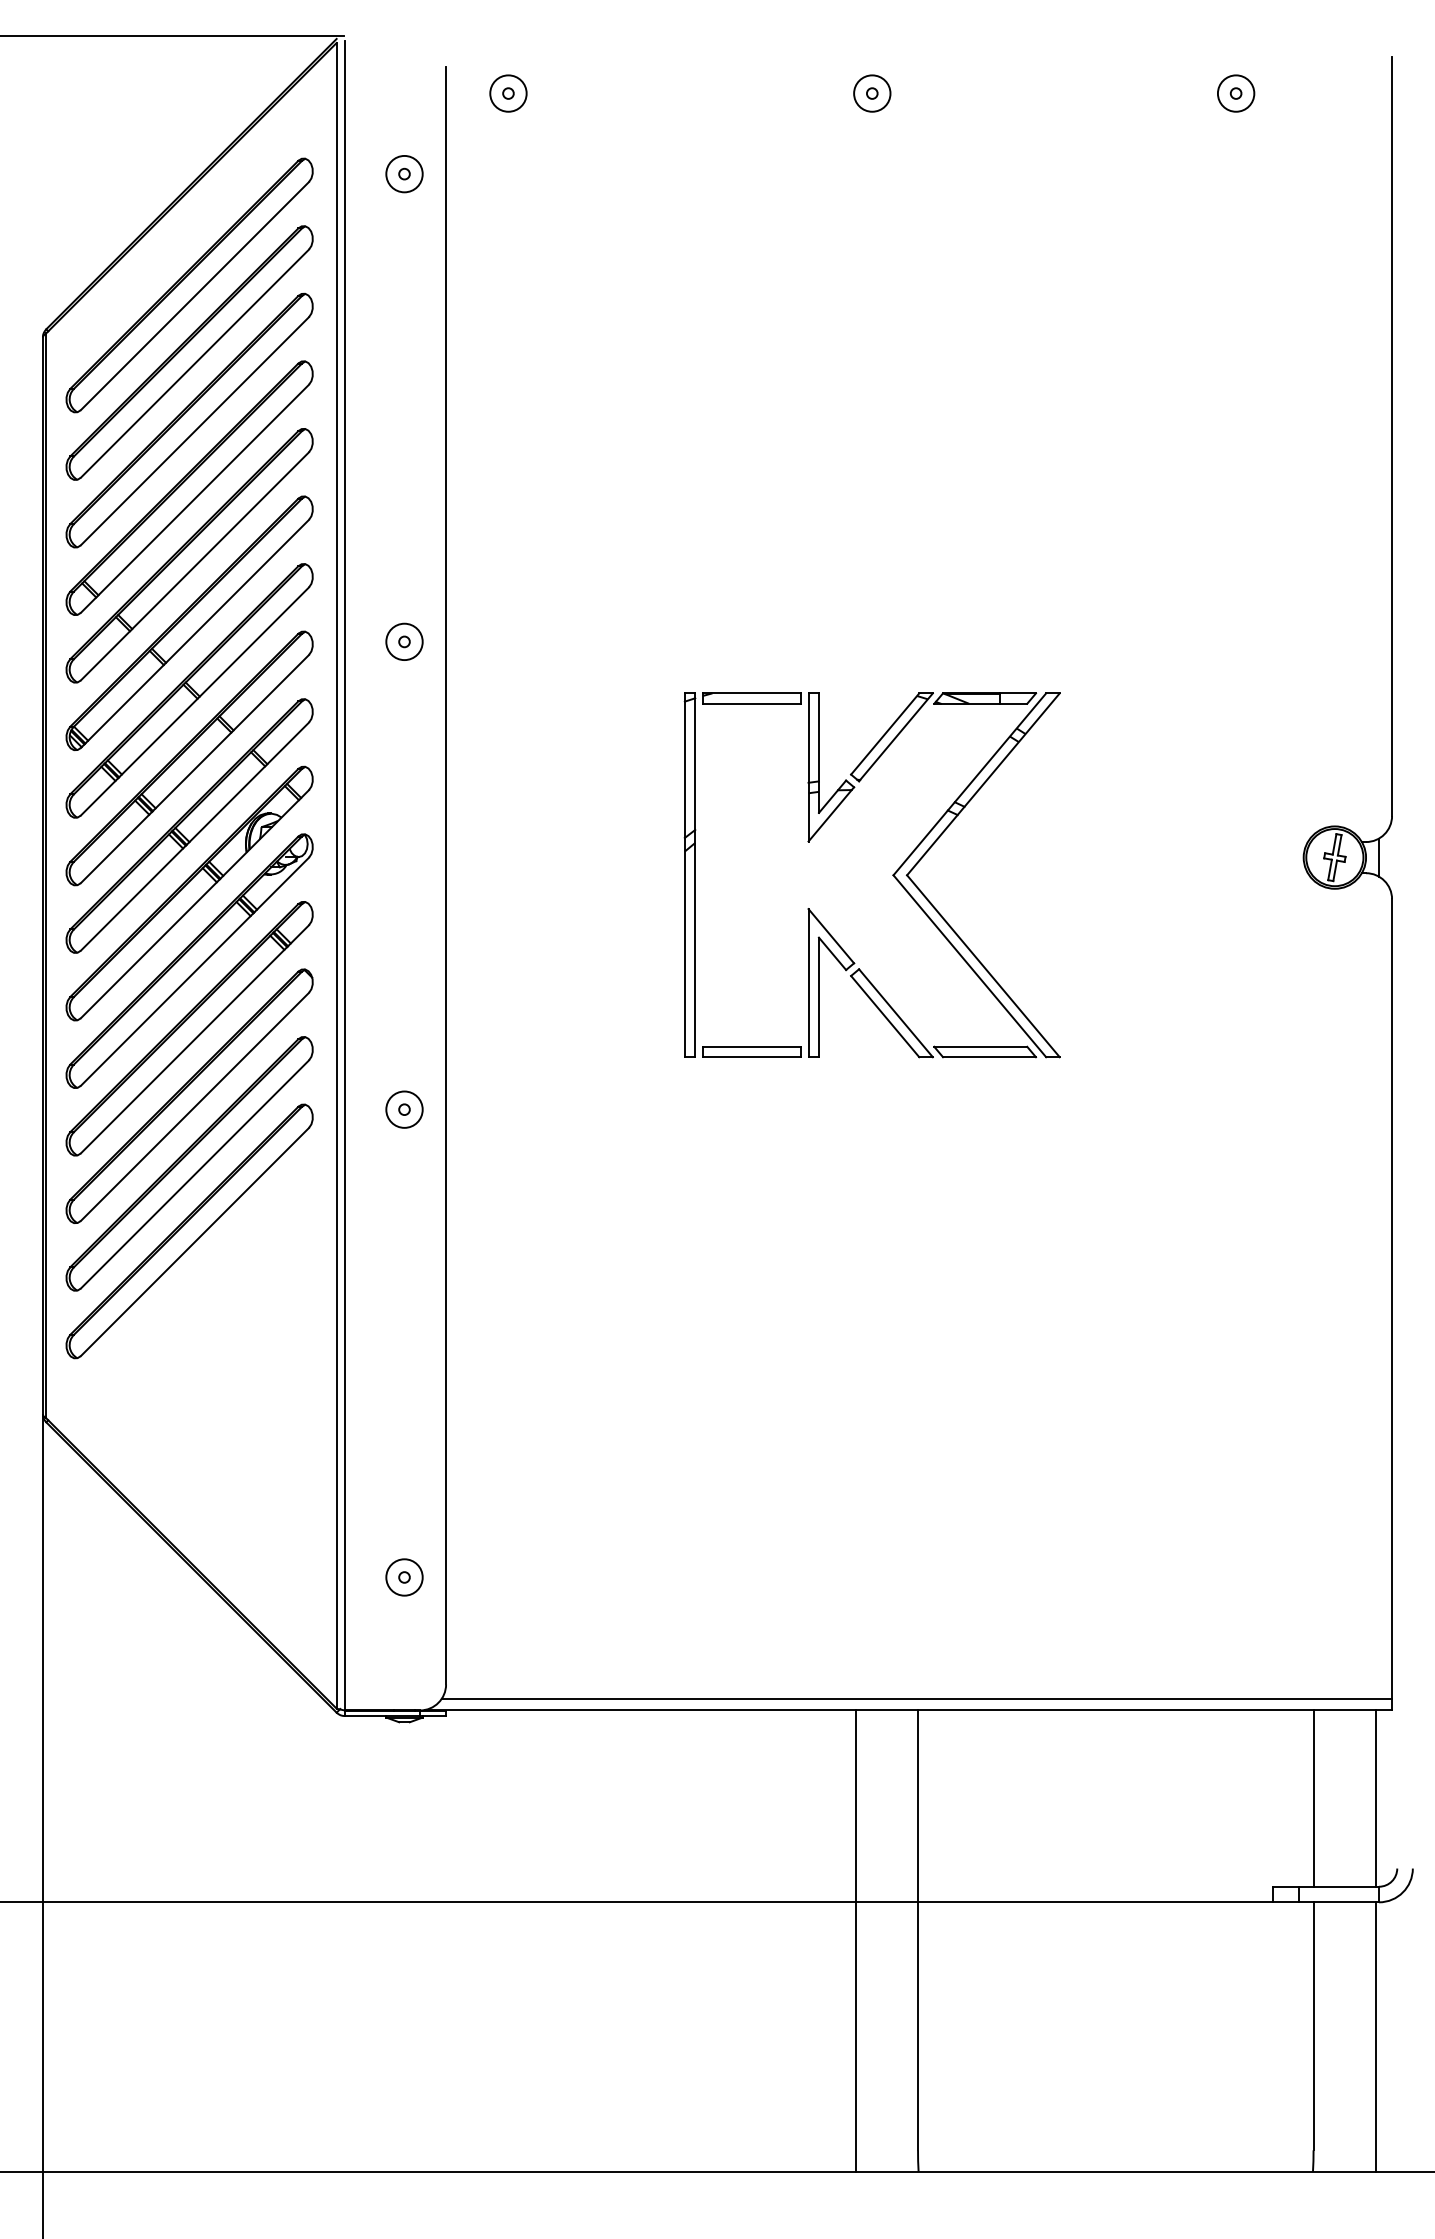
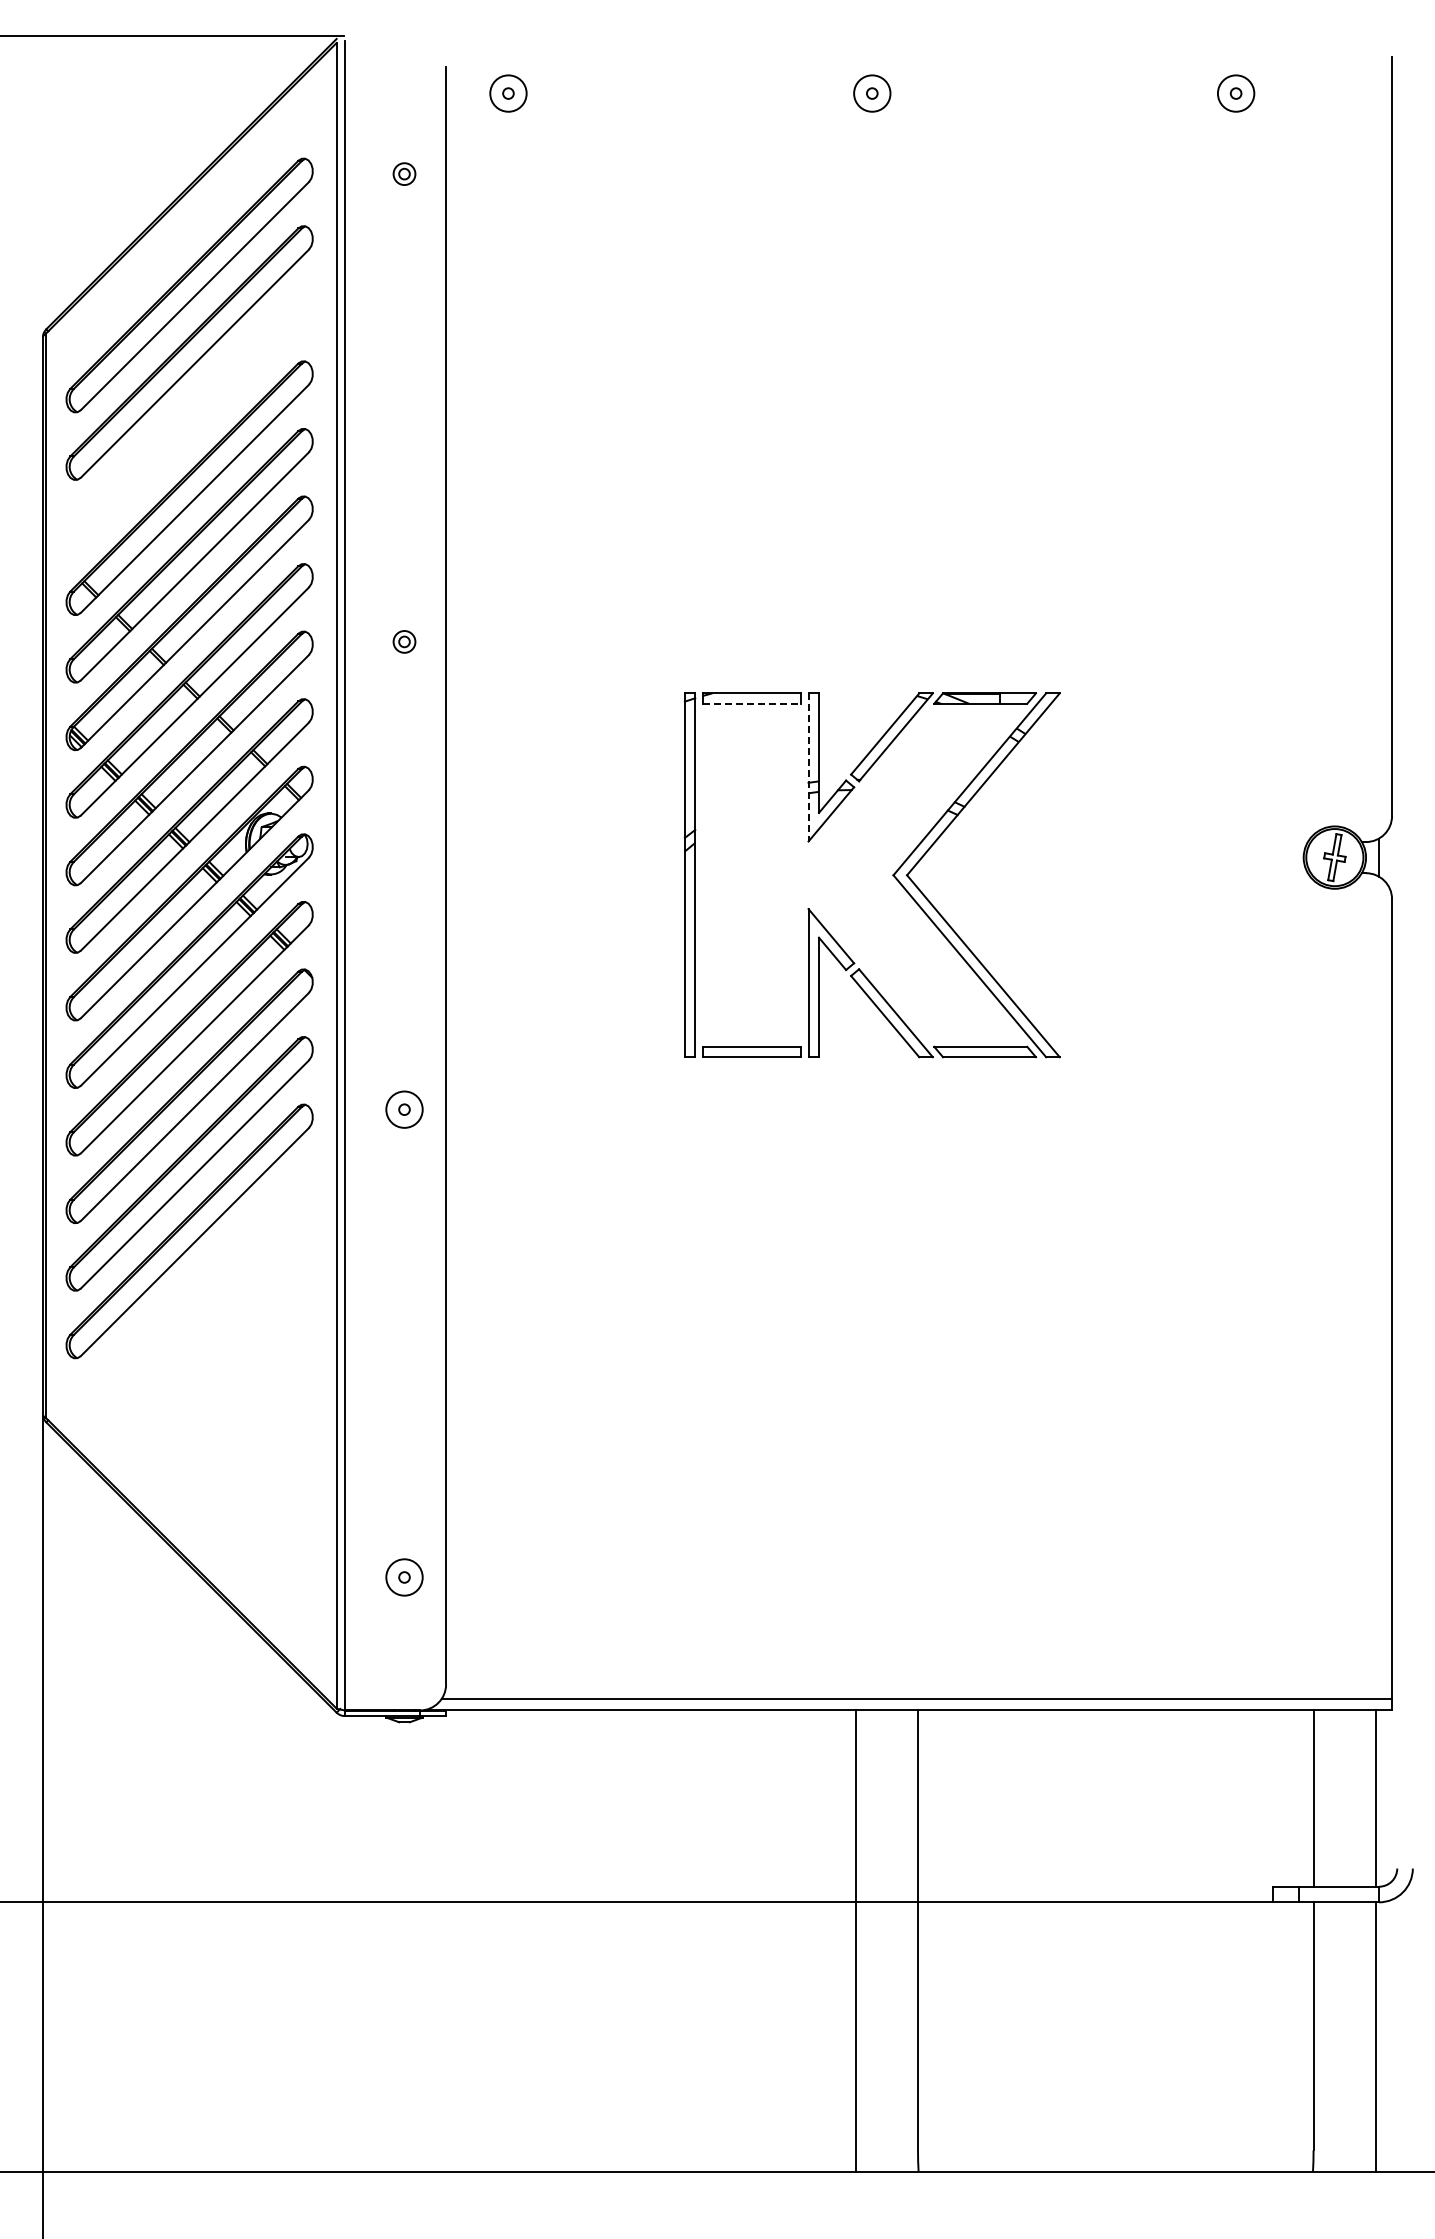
circle diameter: 36 px -> 22 px (404, 174)
part: present -> none (189, 420)
circle diameter: 36 px -> 22 px (404, 641)
line: solid -> dashed (751, 703)
line: solid -> dashed (808, 767)
